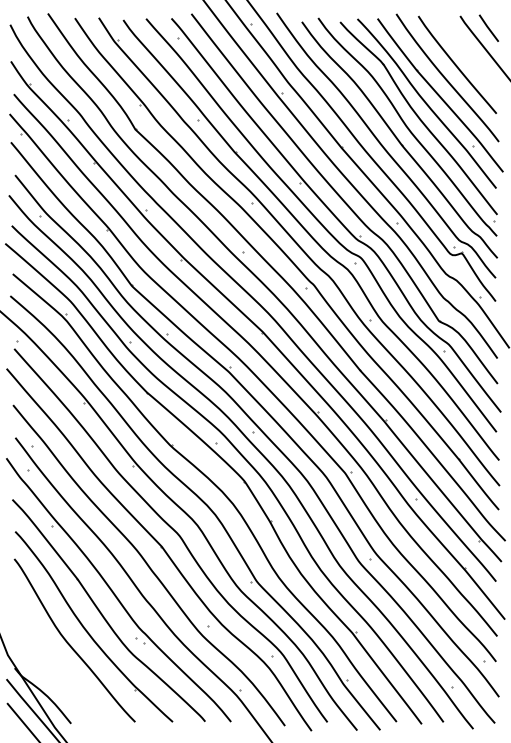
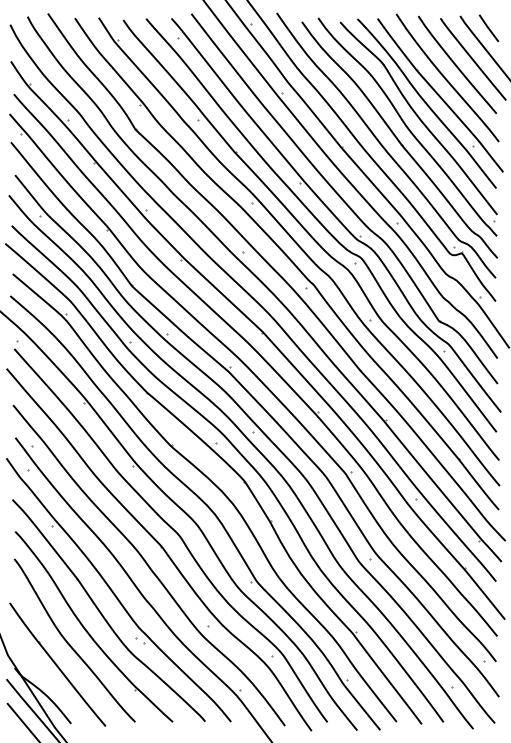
line: none -> present (473, 59)
part: none -> present (57, 664)
